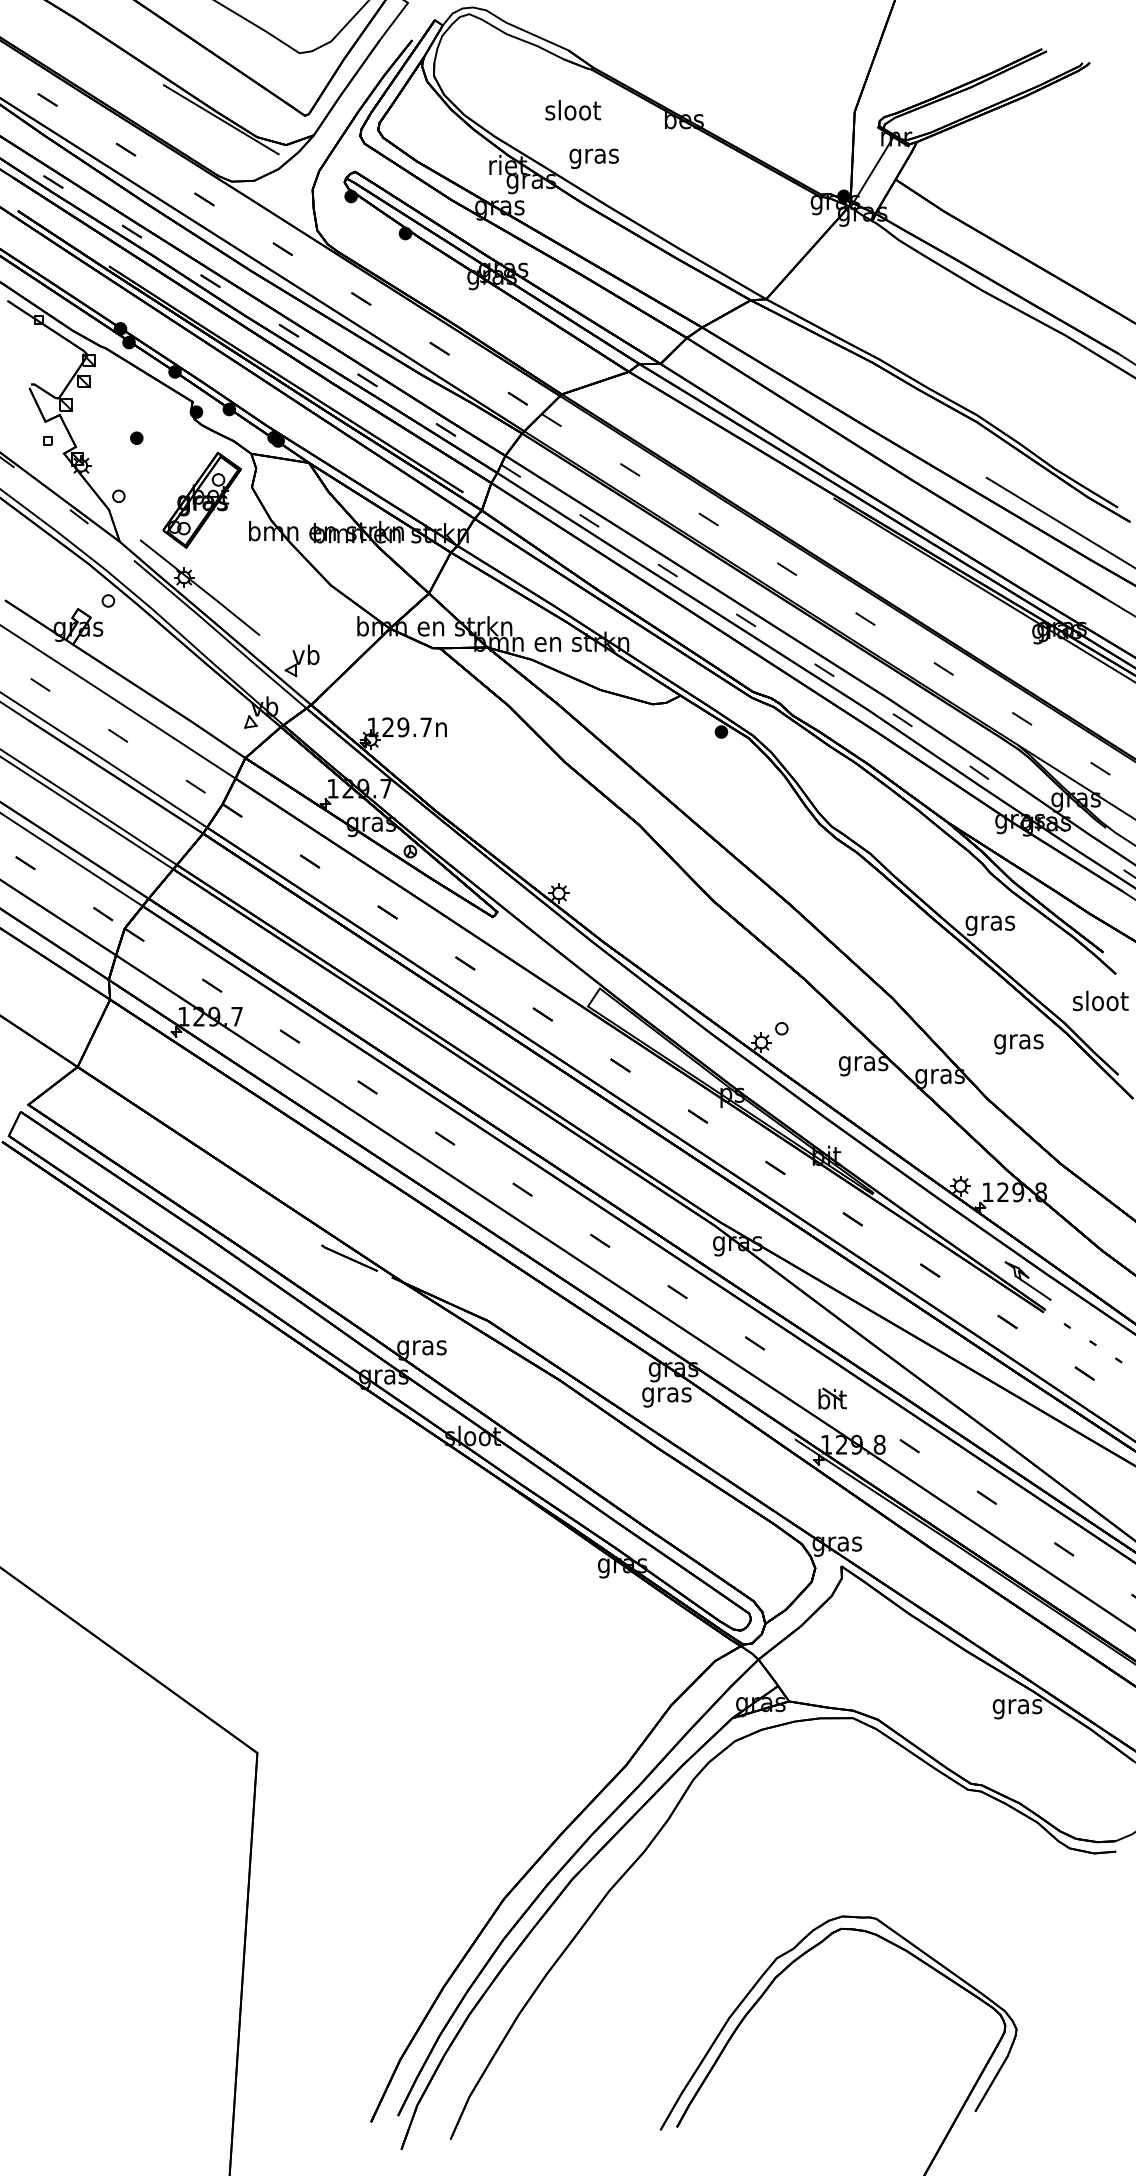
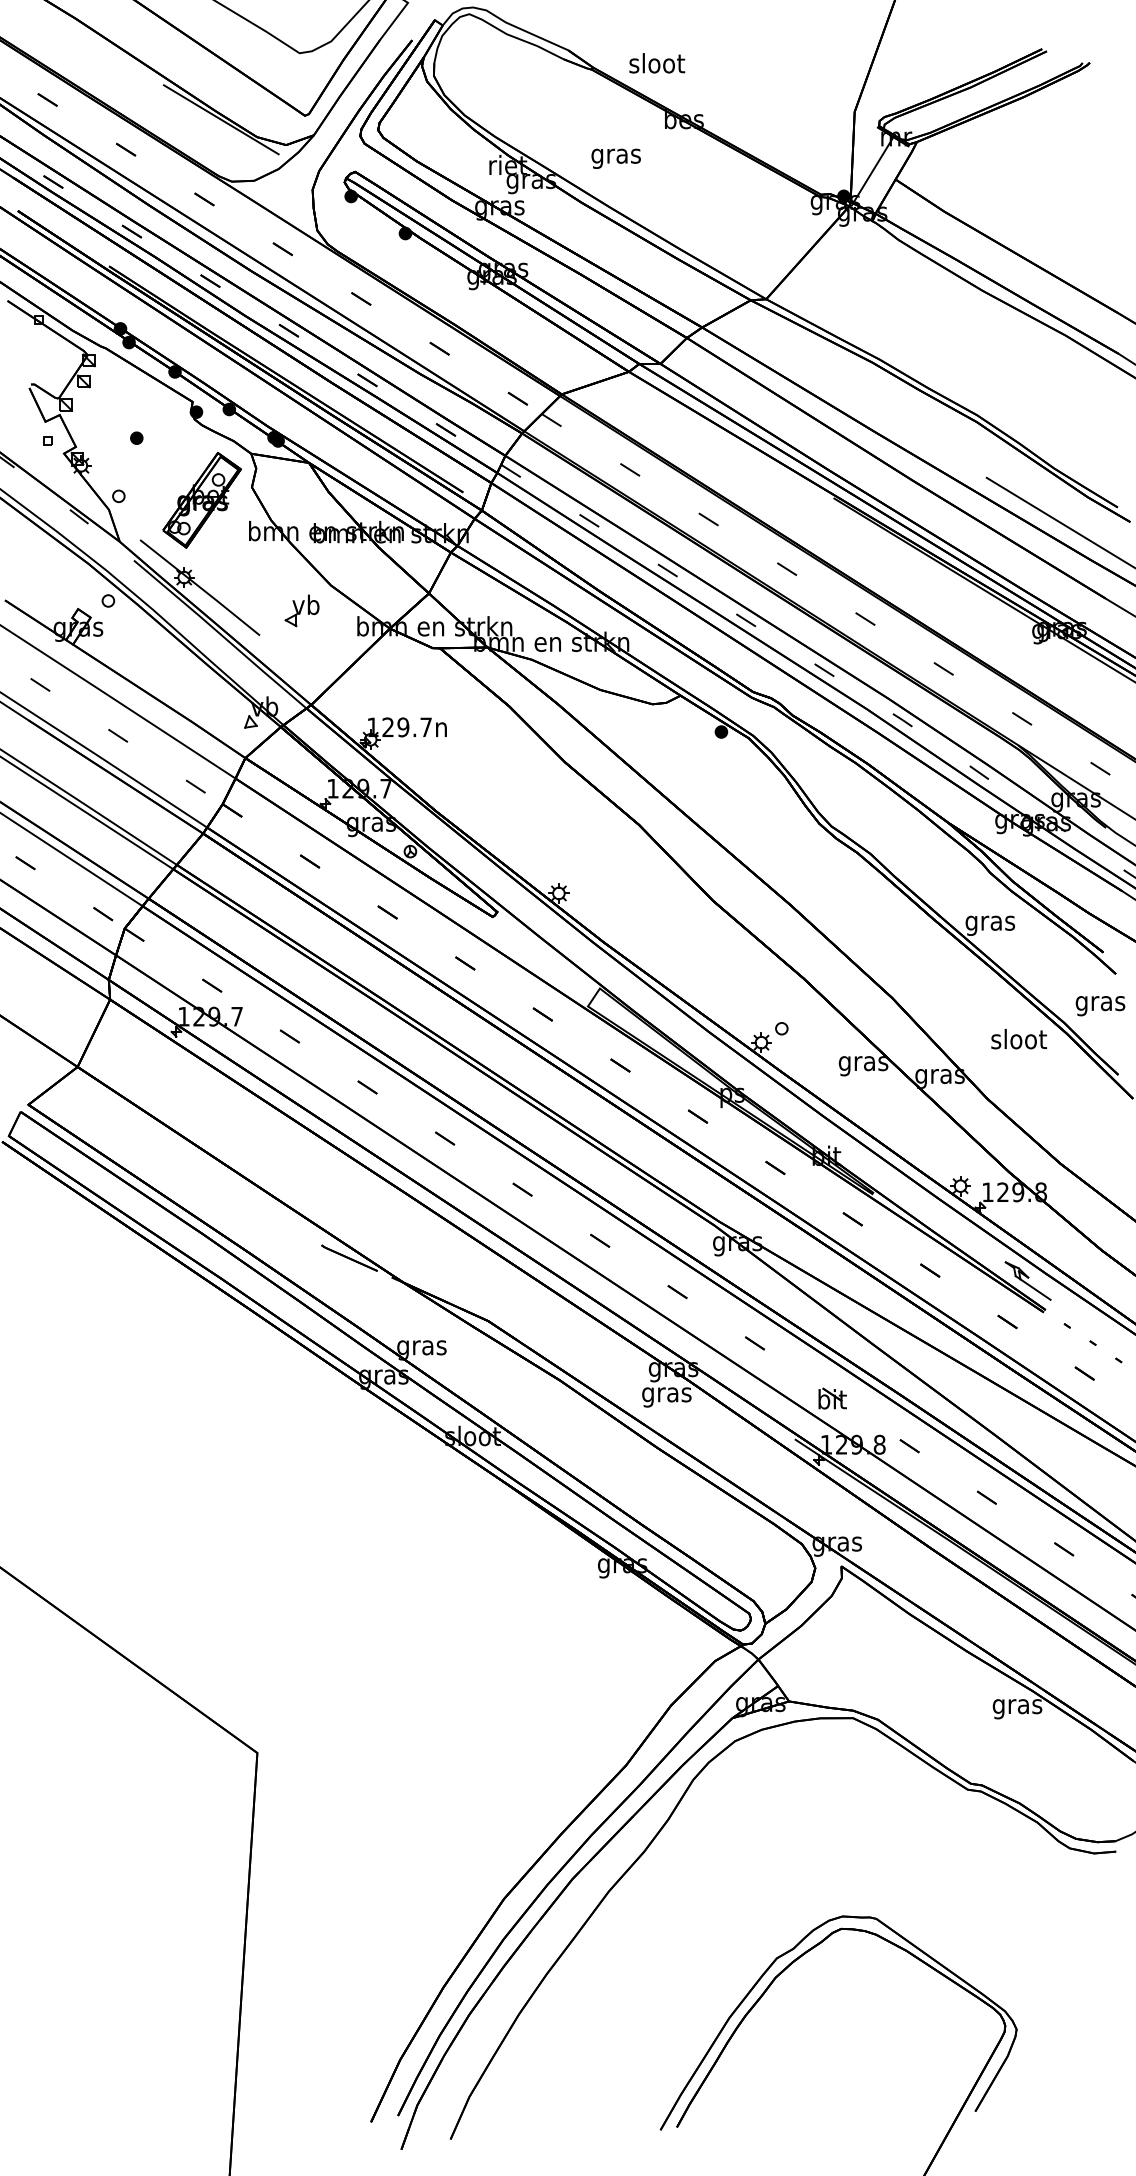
text position: (573, 110) -> (657, 63) (657, 63)
text position: (593, 158) -> (615, 158) (615, 158)
part position: (301, 660) -> (301, 610) (301, 610)
text: sloot -> gras (1100, 1003)
text: gras -> sloot (1019, 1041)
